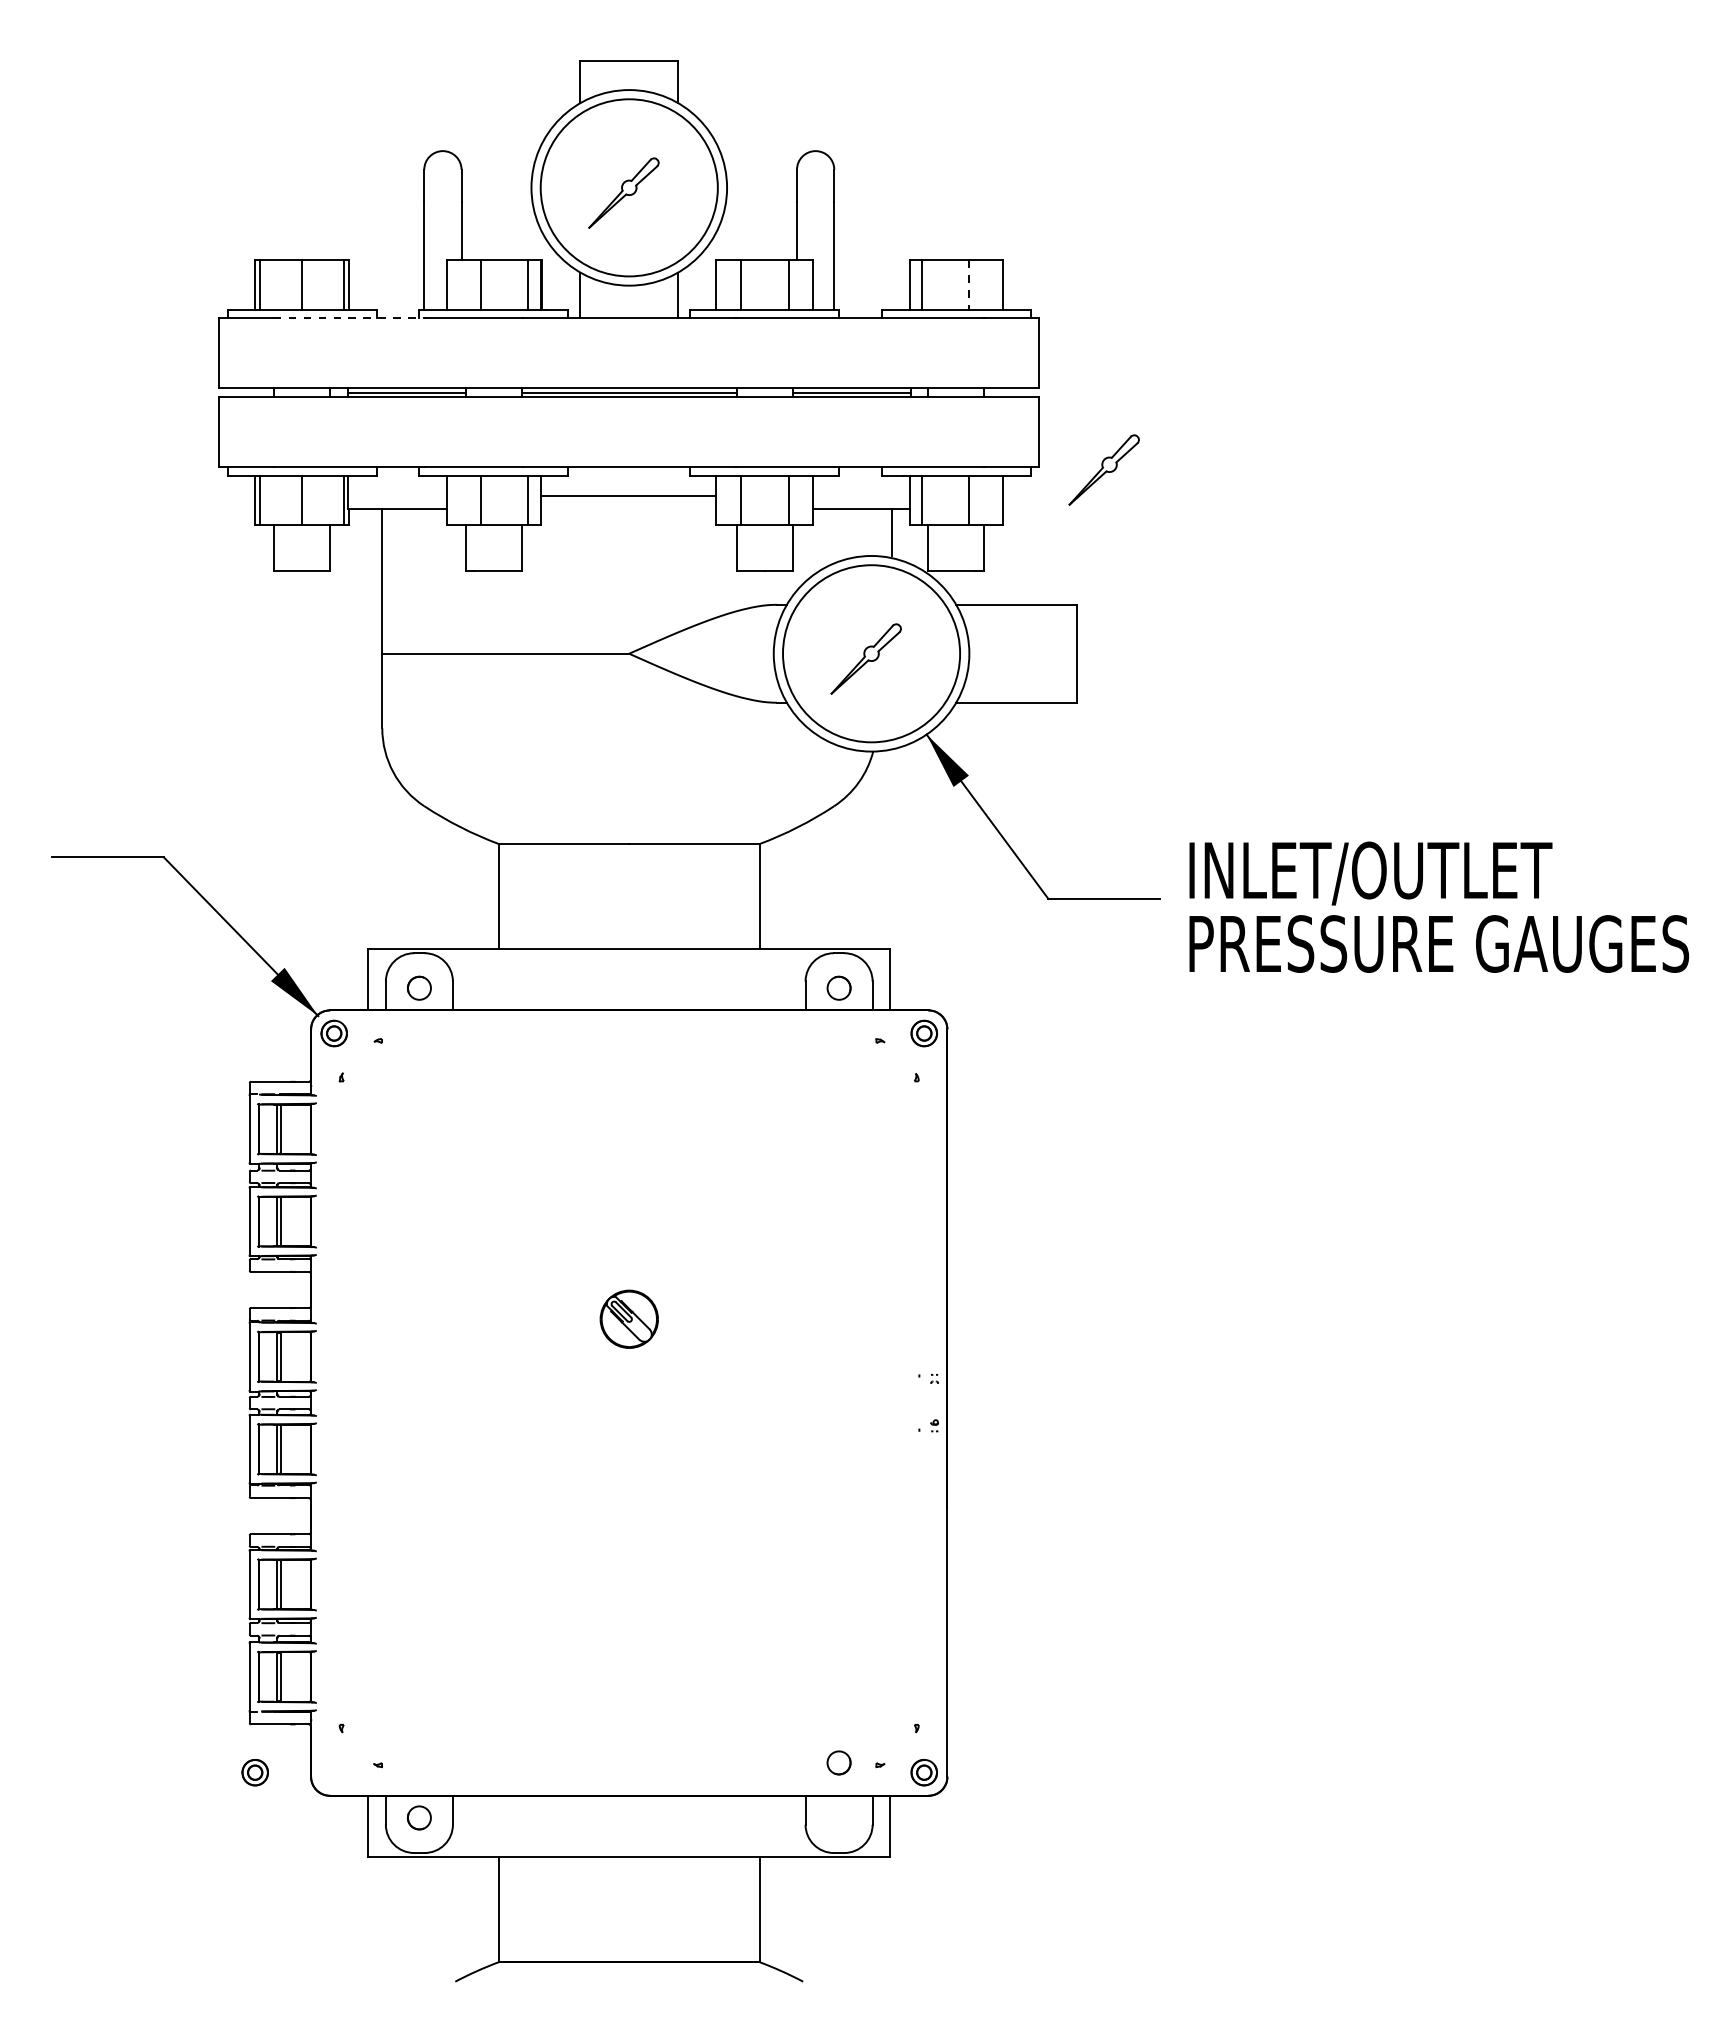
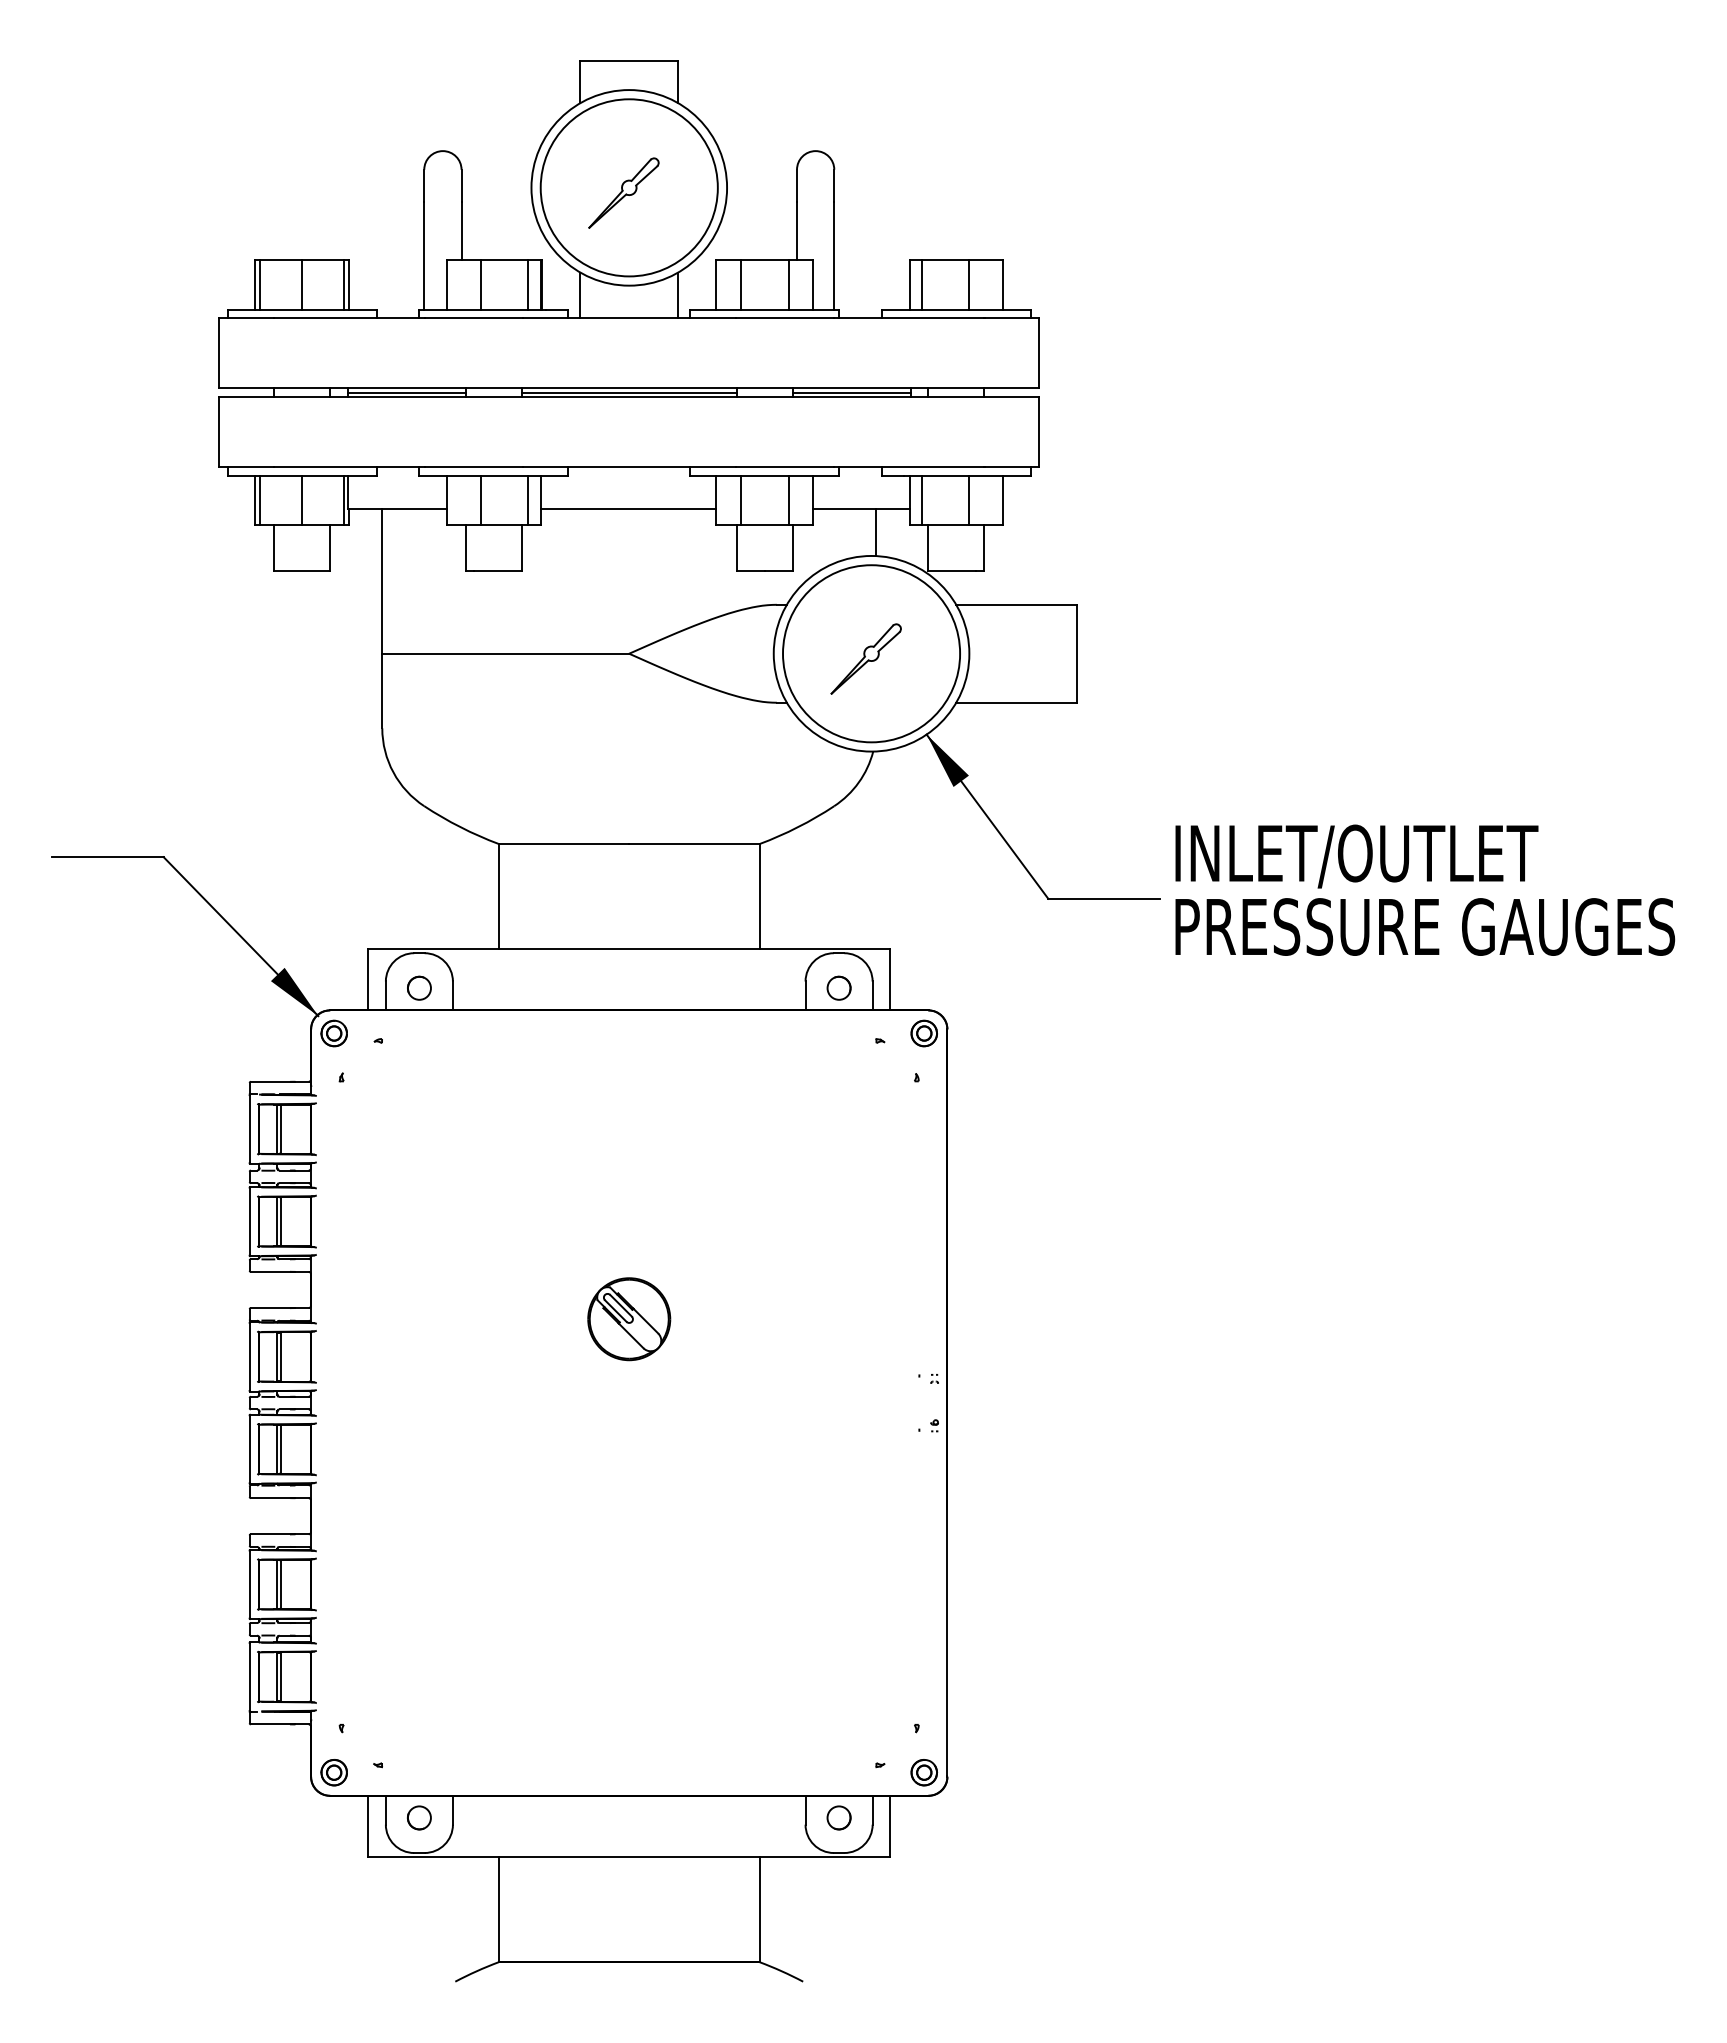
line: dashed -> solid (968, 285)
line: dashed -> solid (349, 318)
part: present -> none (1103, 469)
line position: (628, 496) -> (628, 509) (628, 509)
line position: (892, 532) -> (876, 532) (876, 532)
text position: (1439, 906) -> (1425, 889) (1425, 889)
part size: 60x60 px -> 85x85 px (629, 1319)
circle position: (838, 1762) -> (838, 1817) (838, 1817)
part position: (254, 1772) -> (333, 1772) (333, 1772)
